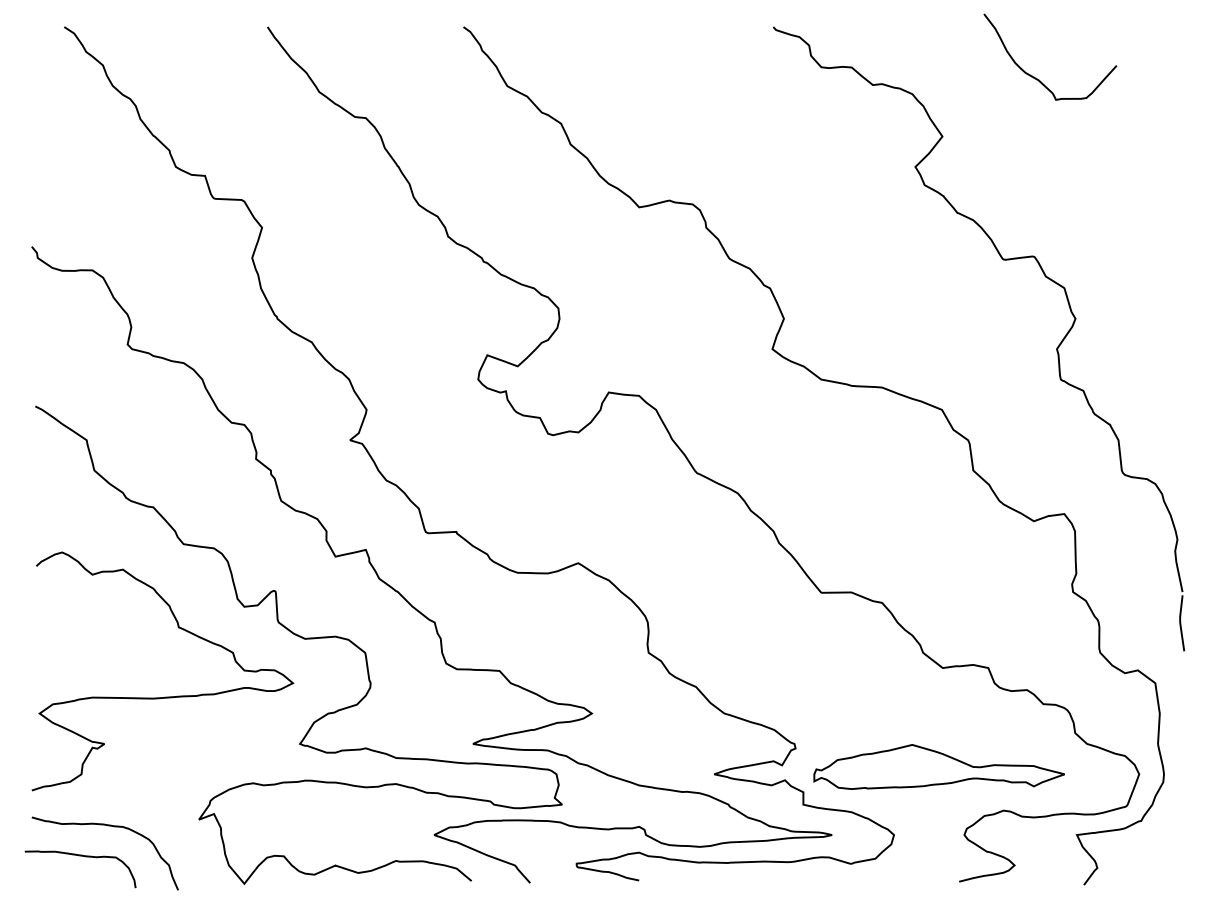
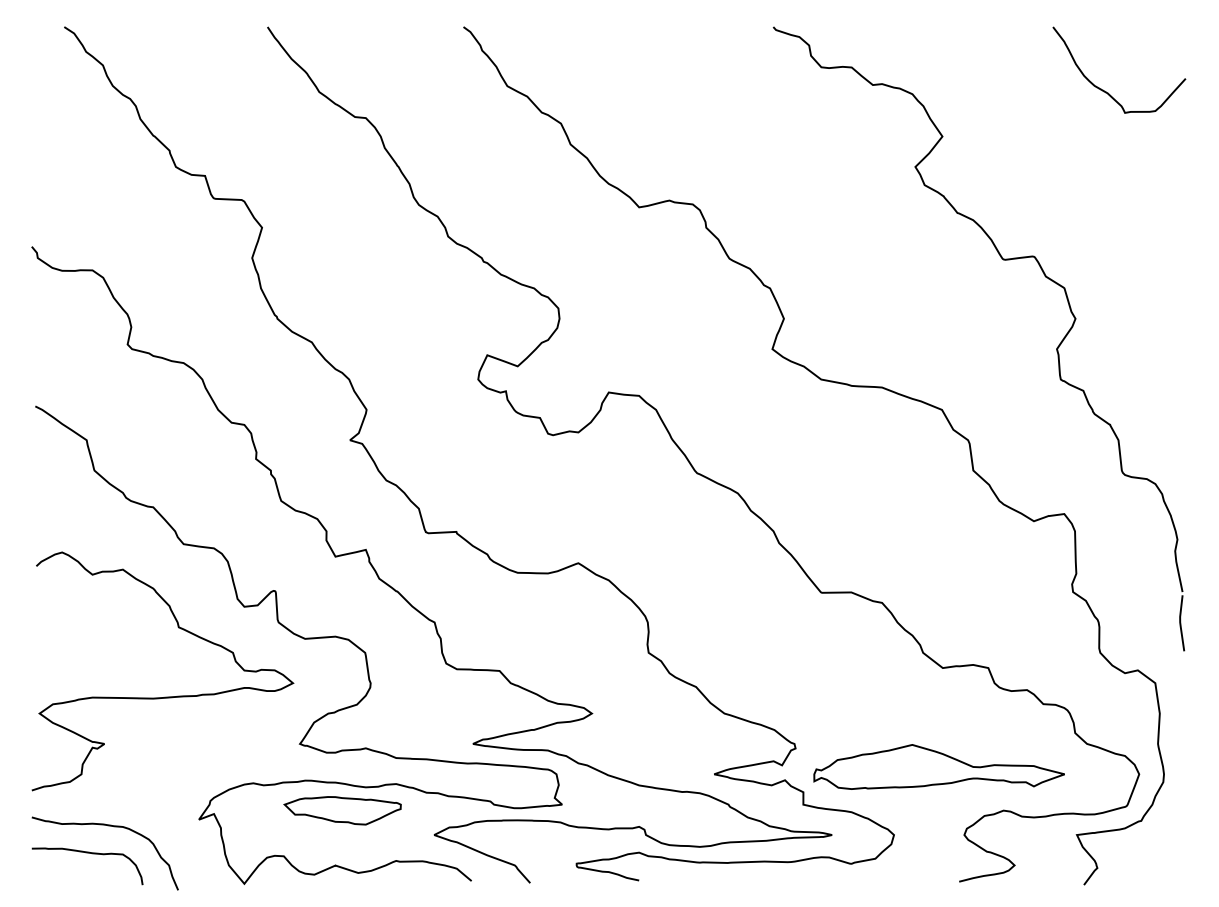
curve position: (1039, 79) -> (1108, 92) (1108, 92)
part: none -> present (342, 810)
curve position: (80, 856) -> (87, 853) (87, 853)
